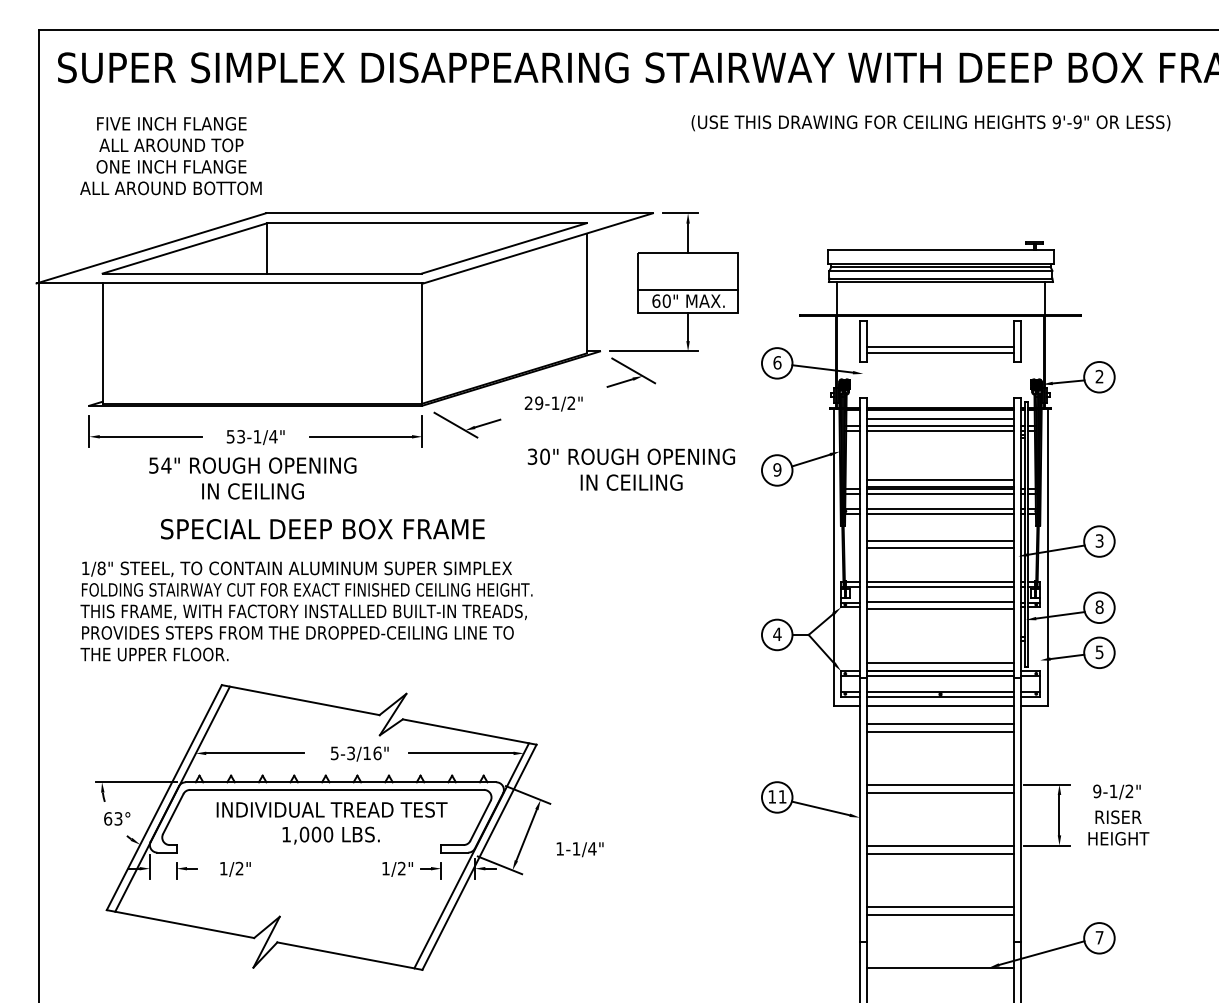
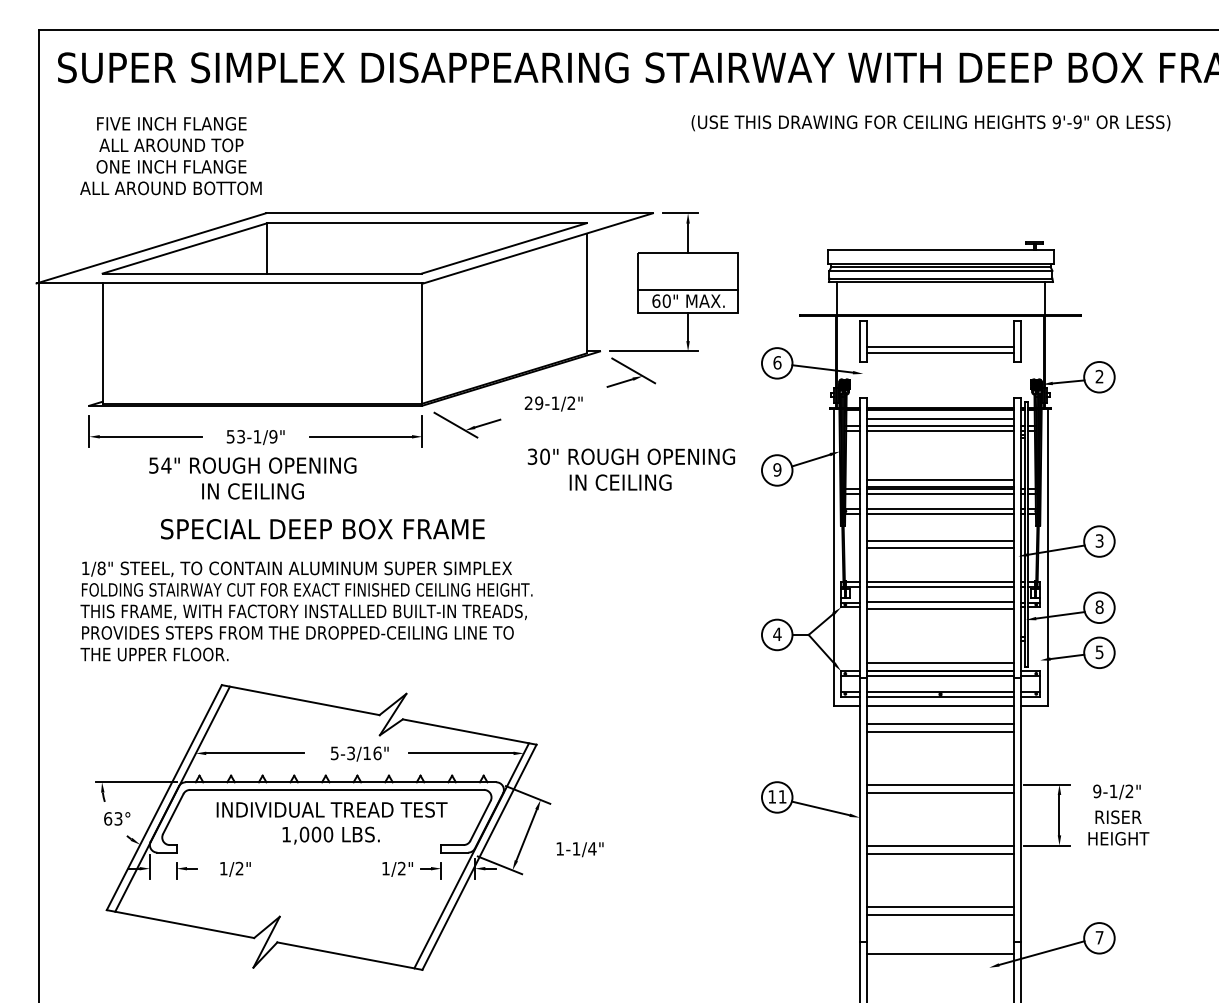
text: 53-1/4" -> 53-1/9" (273, 436)
text position: (631, 482) -> (620, 482) (620, 482)
line position: (940, 967) -> (940, 953) (940, 953)
